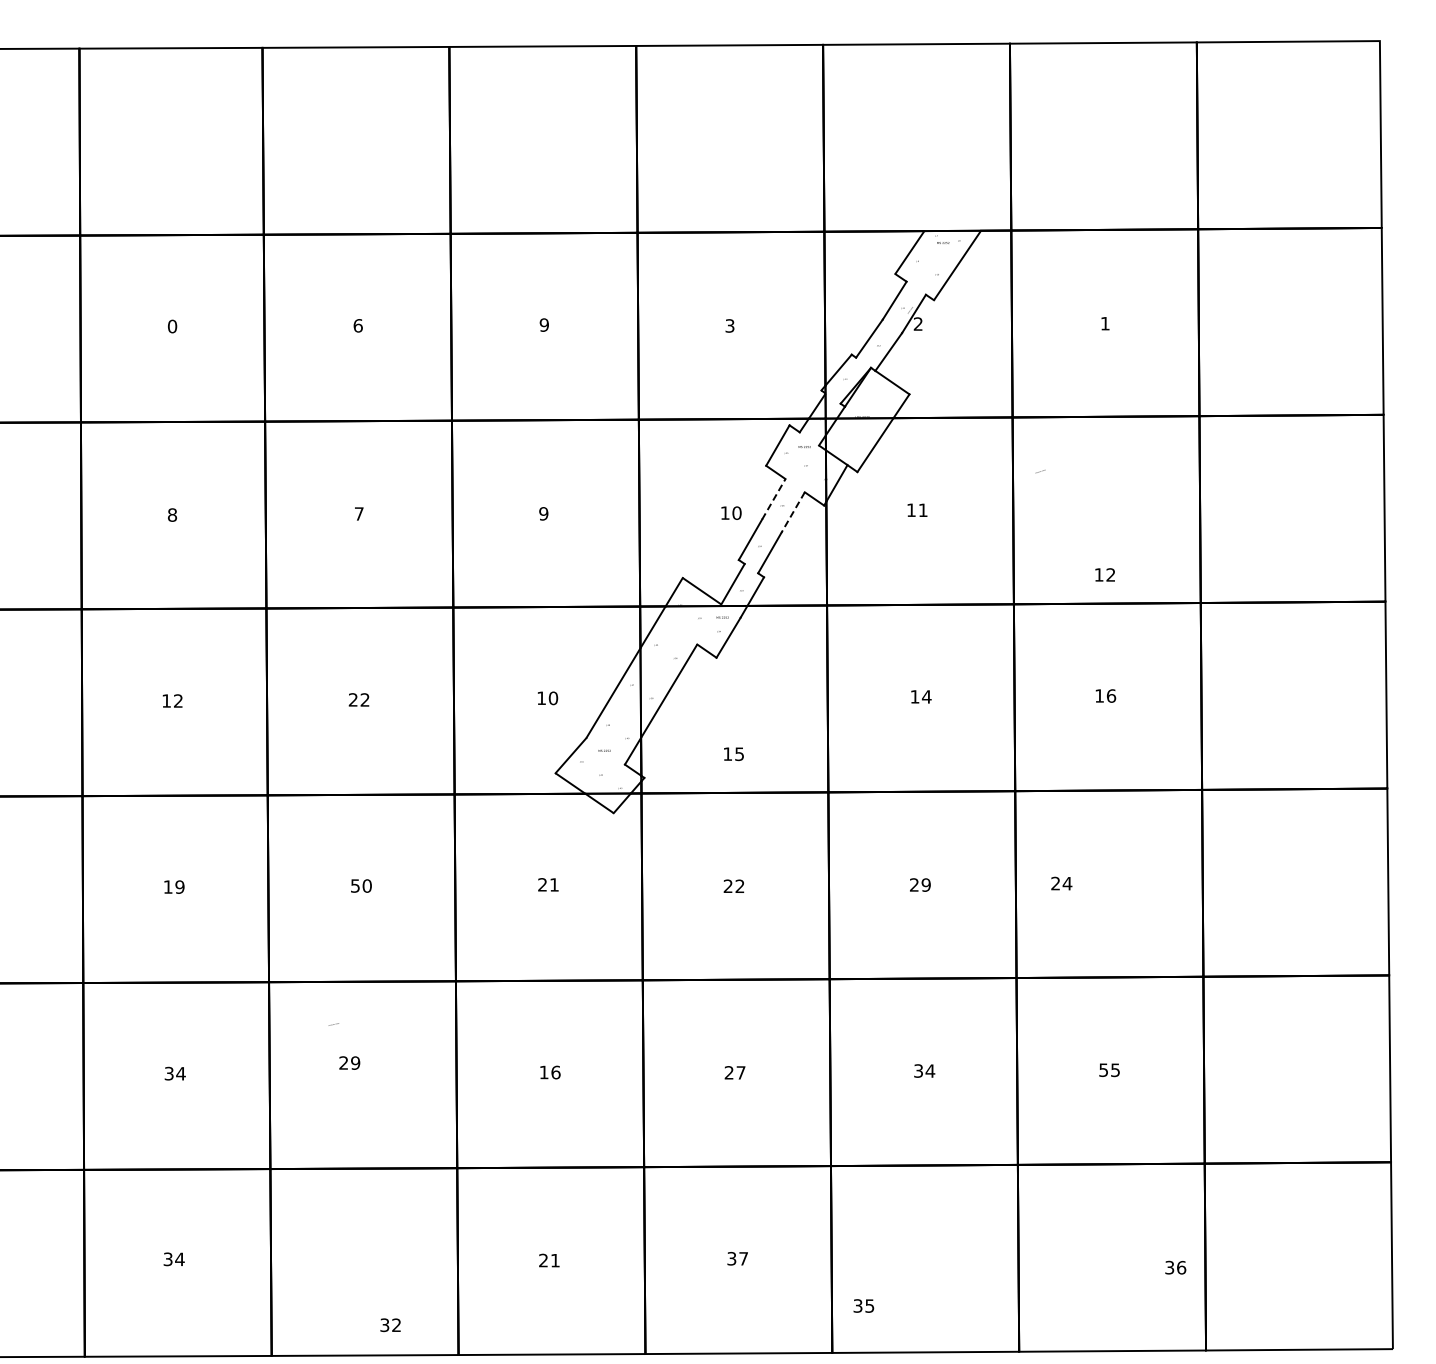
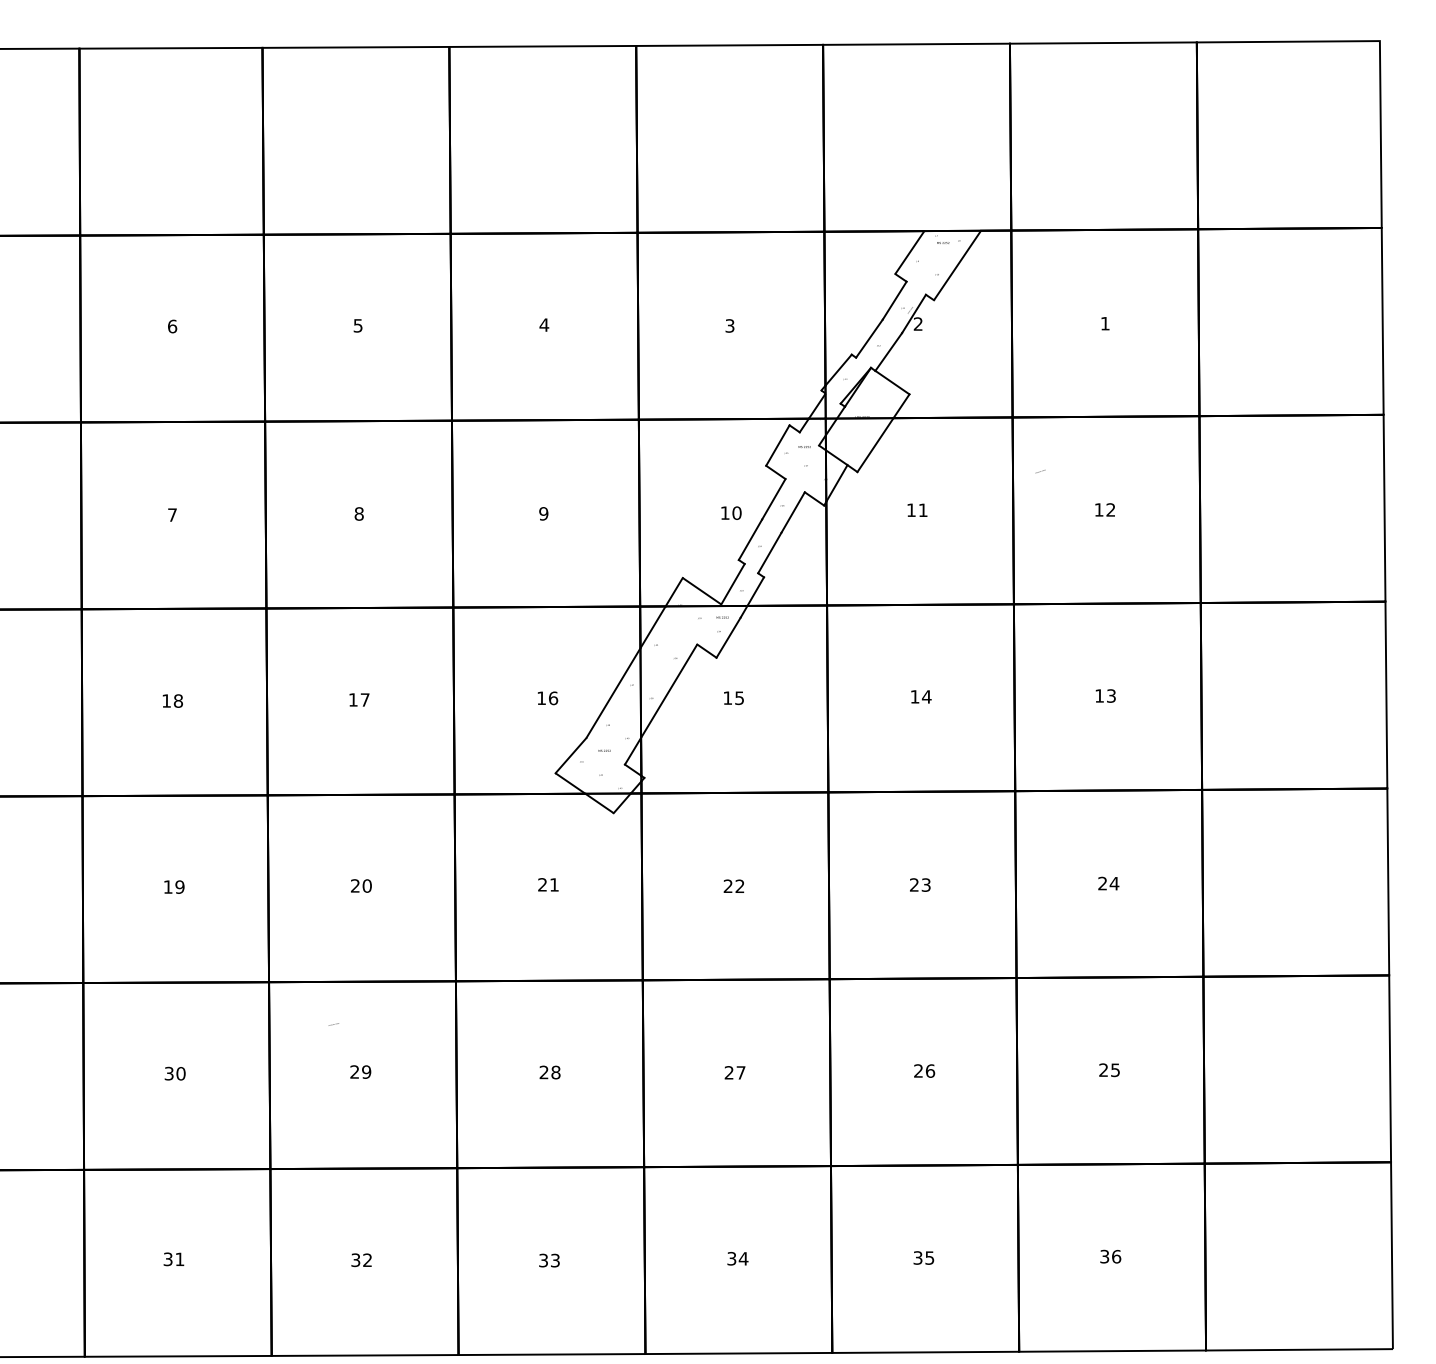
text: 9 -> 4 (544, 324)
text: 0 -> 6 (172, 325)
text: 6 -> 5 (357, 325)
line: dashed -> solid (774, 498)
line: dashed -> solid (792, 512)
text: 7 -> 8 (358, 513)
text: 8 -> 7 (172, 514)
text position: (1104, 574) -> (1104, 509) (1104, 509)
text: 16 -> 13 (1111, 695)
text: 10 -> 16 (553, 697)
text: 22 -> 17 (358, 699)
text: 12 -> 18 (177, 700)
text position: (733, 754) -> (733, 698) (733, 698)
text position: (1061, 883) -> (1108, 883) (1108, 883)
text: 29 -> 23 (925, 884)
text: 50 -> 20 (355, 885)
text position: (349, 1062) -> (360, 1071) (360, 1071)
text: 34 -> 26 (924, 1070)
text: 55 -> 25 (1103, 1070)
text: 16 -> 28 (549, 1072)
text: 34 -> 30 (180, 1073)
text: 37 -> 34 (743, 1258)
text: 34 -> 31 (179, 1259)
text: 21 -> 33 (549, 1260)
text position: (1175, 1267) -> (1110, 1256) (1110, 1256)
text position: (863, 1305) -> (923, 1257) (923, 1257)
text position: (390, 1325) -> (361, 1260) (361, 1260)
